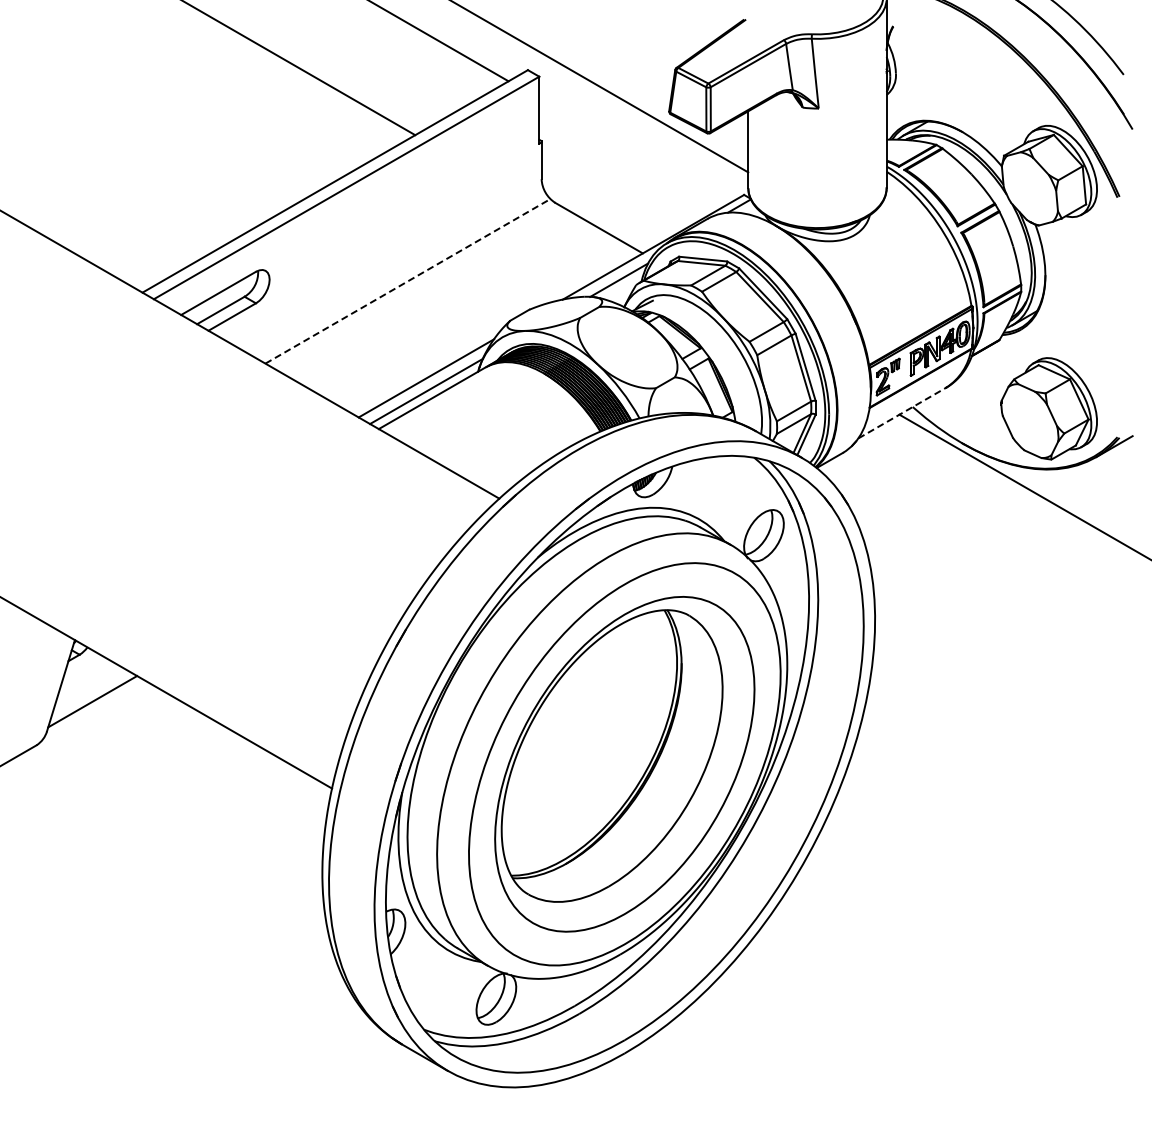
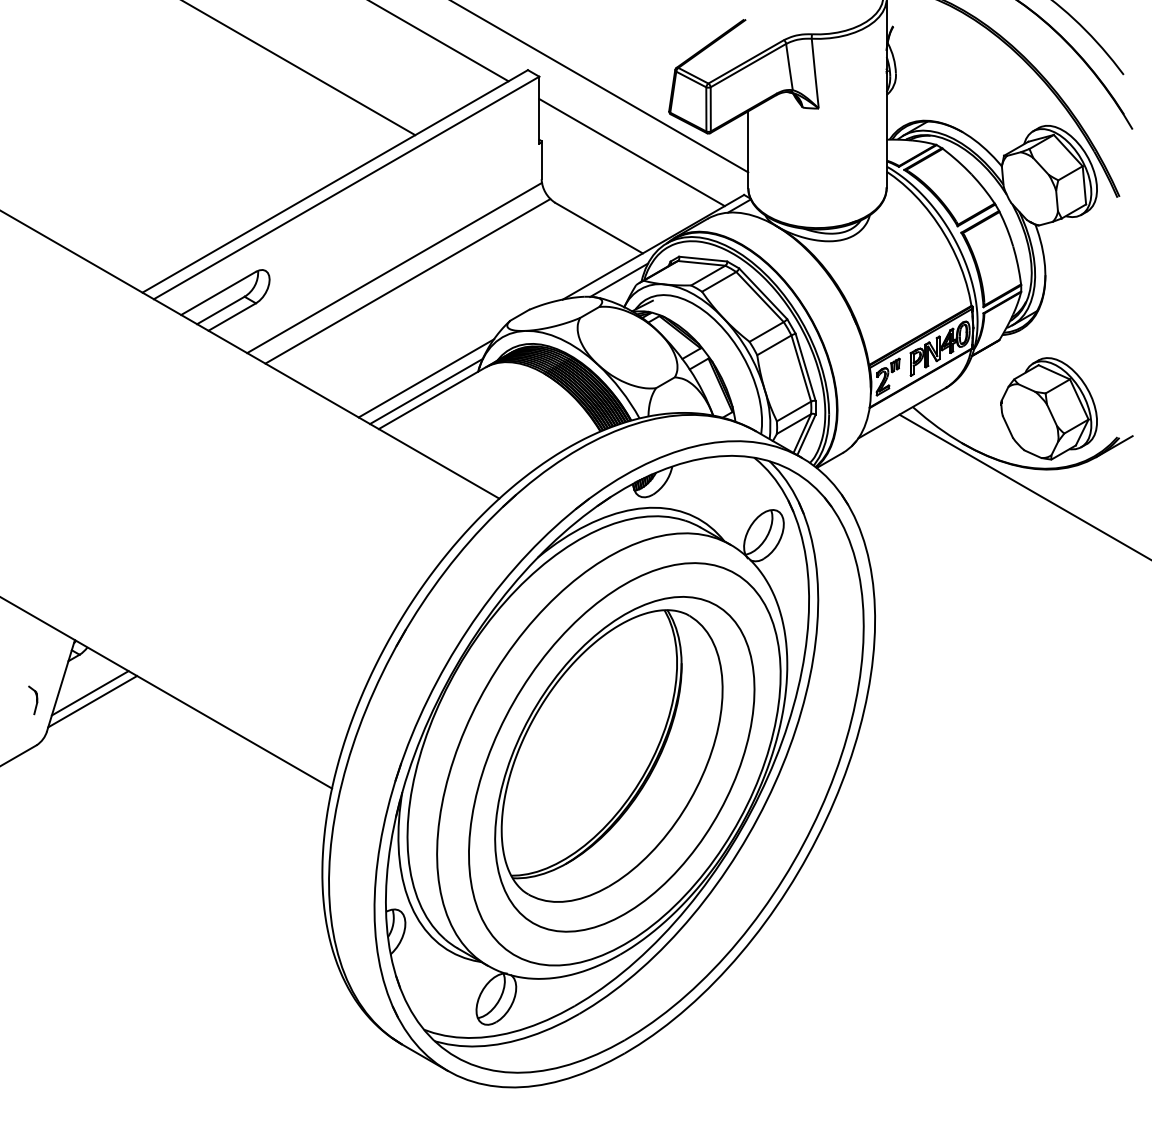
line: none -> present (631, 152)
line: none -> present (394, 267)
line: dashed -> solid (407, 281)
line: dashed -> solid (902, 413)
line: none -> present (89, 693)
part: none -> present (33, 700)
